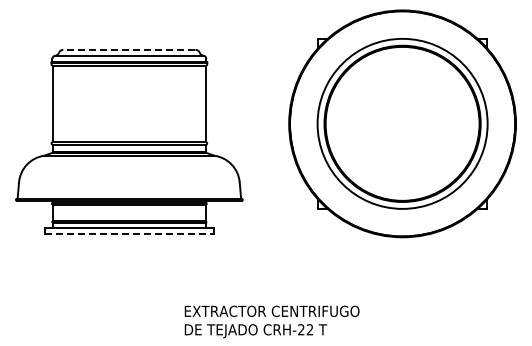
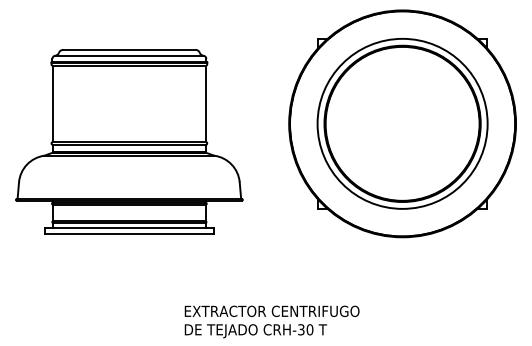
line: dashed -> solid (128, 49)
line: dashed -> solid (129, 233)
text: CRH-22 -> CRH-30 (305, 329)
